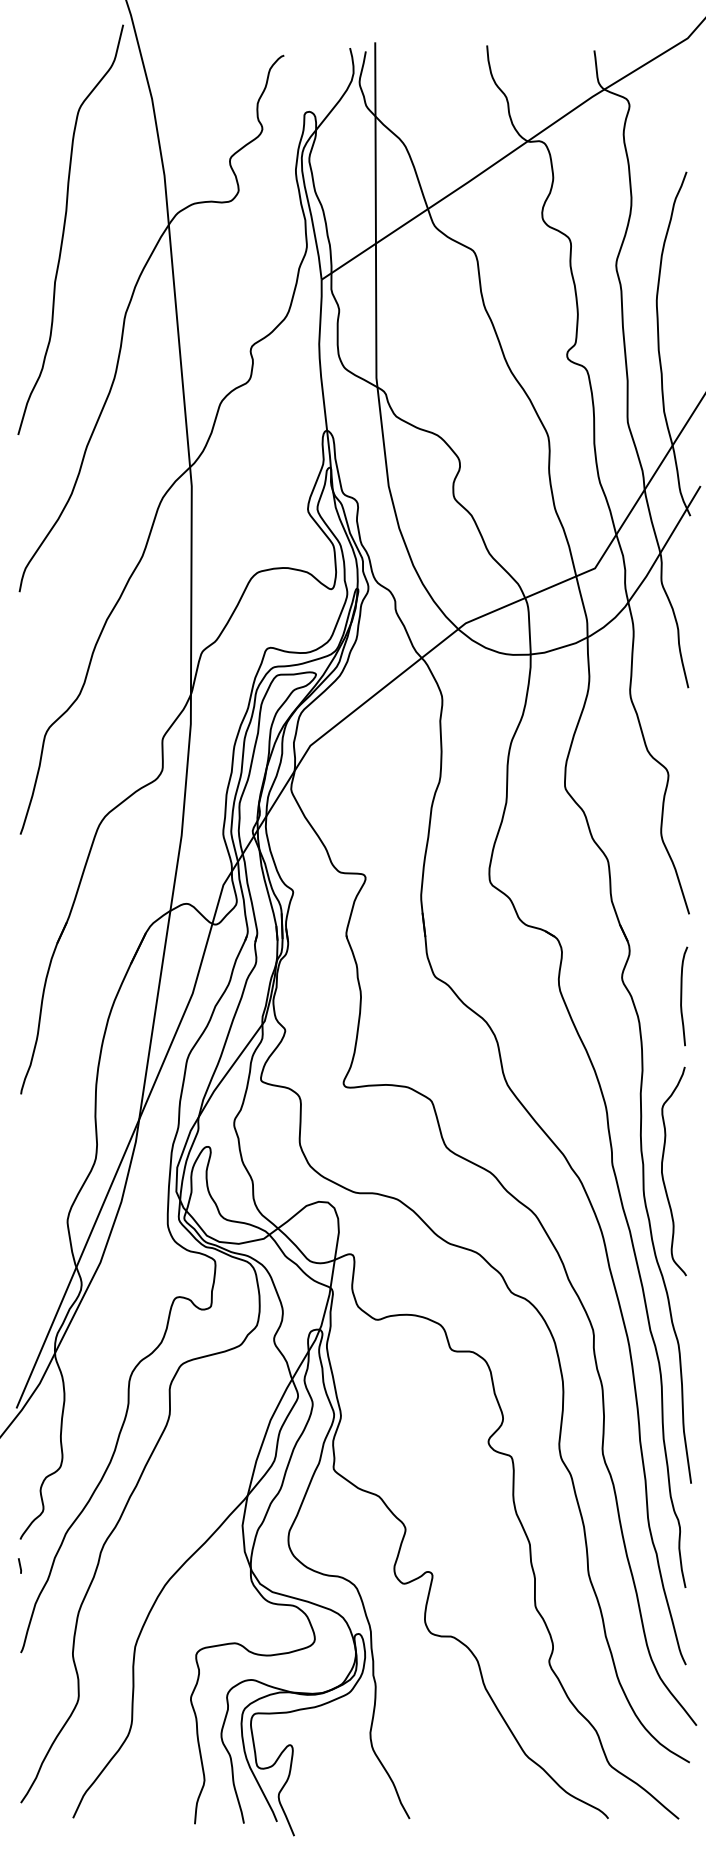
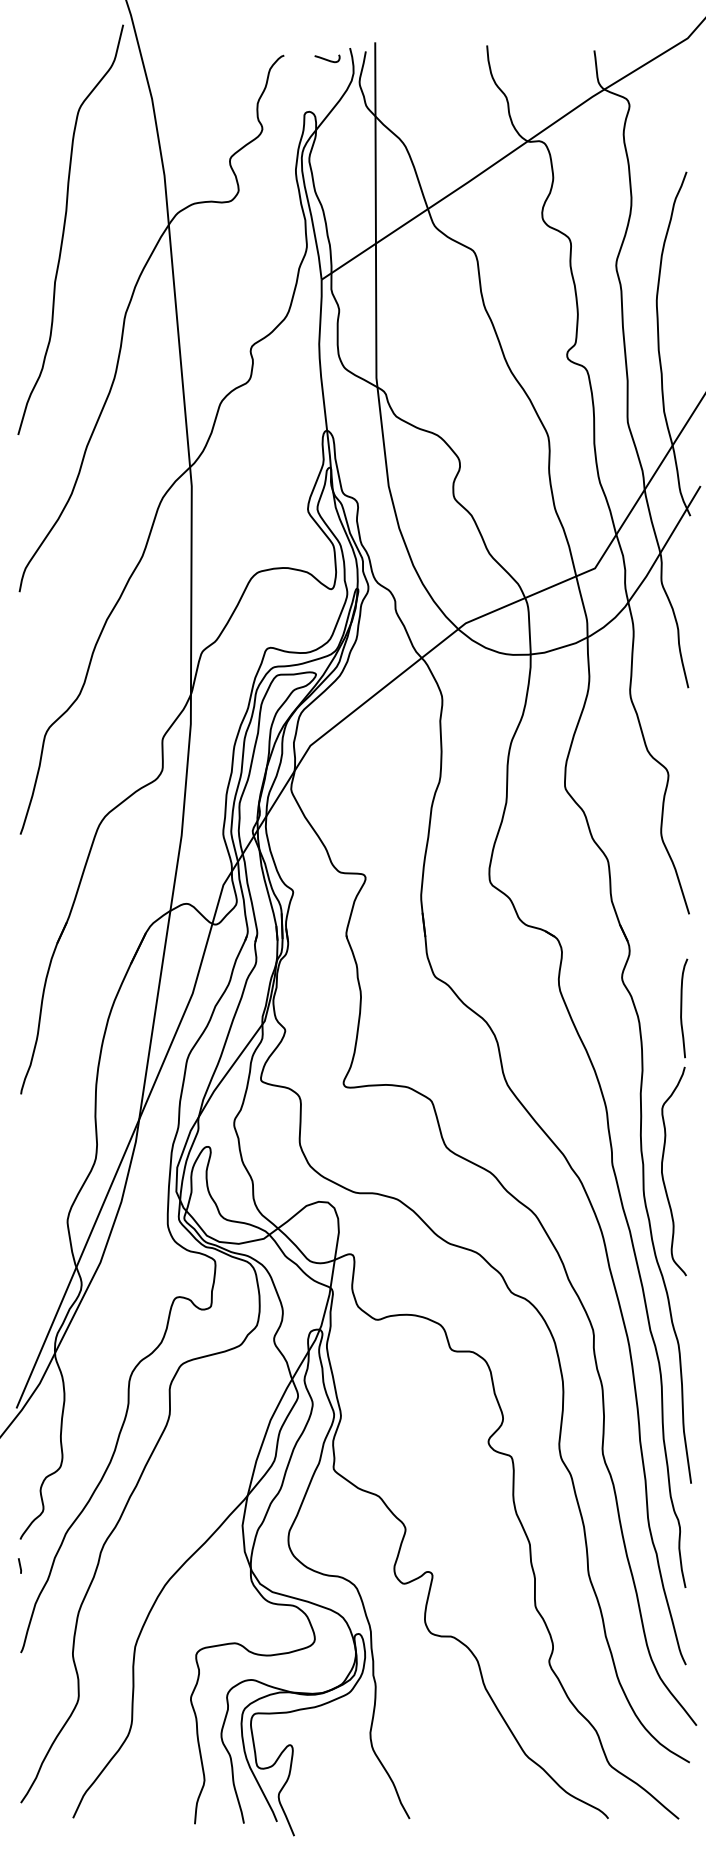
curve: none -> present (326, 58)
curve position: (682, 996) -> (682, 1008) (682, 1008)
